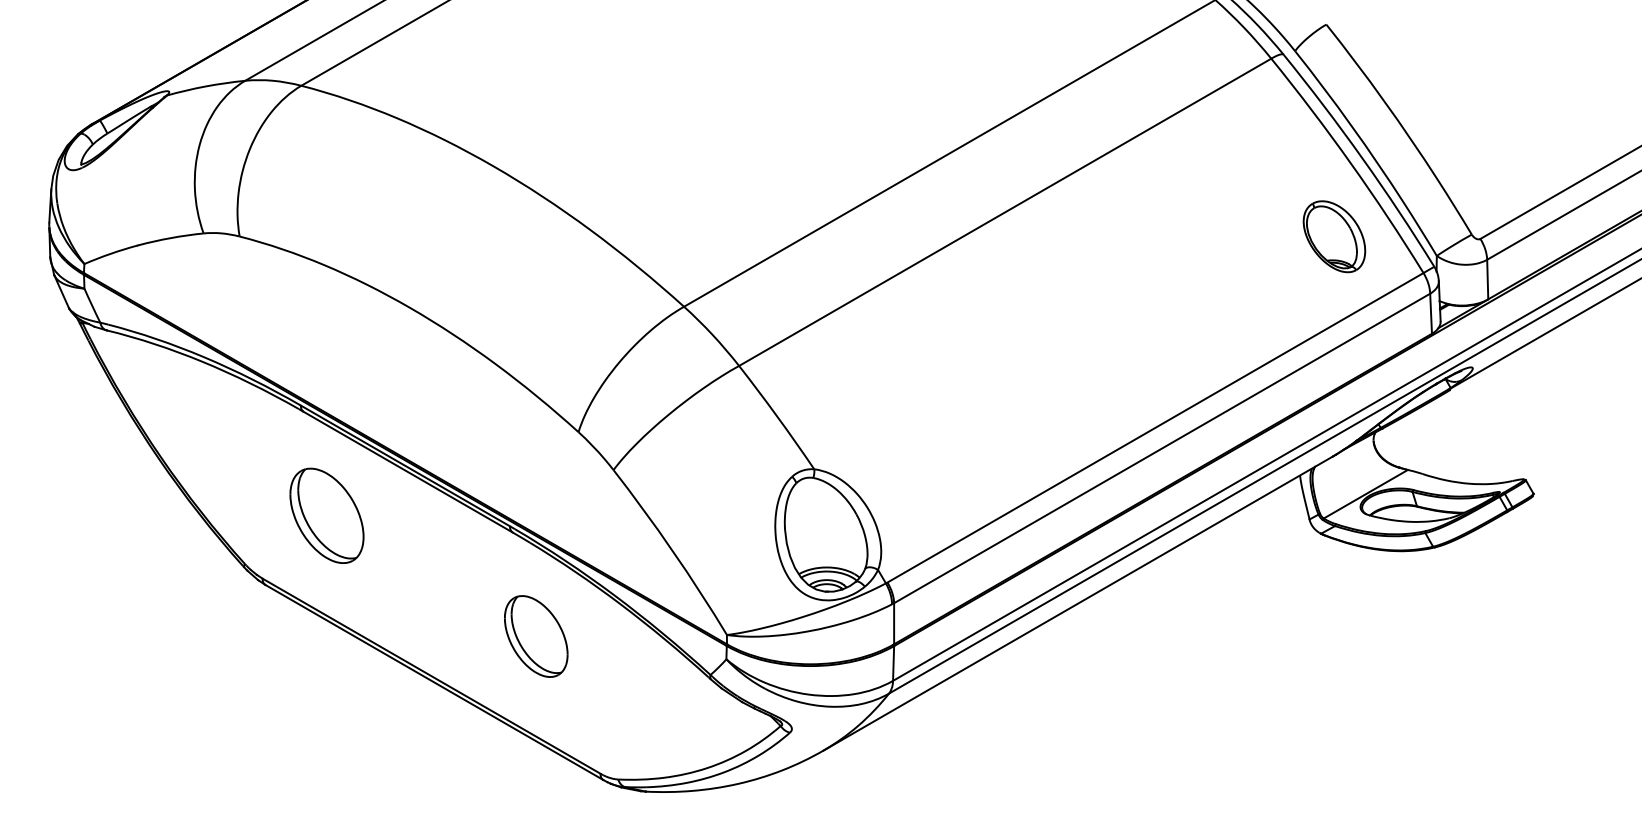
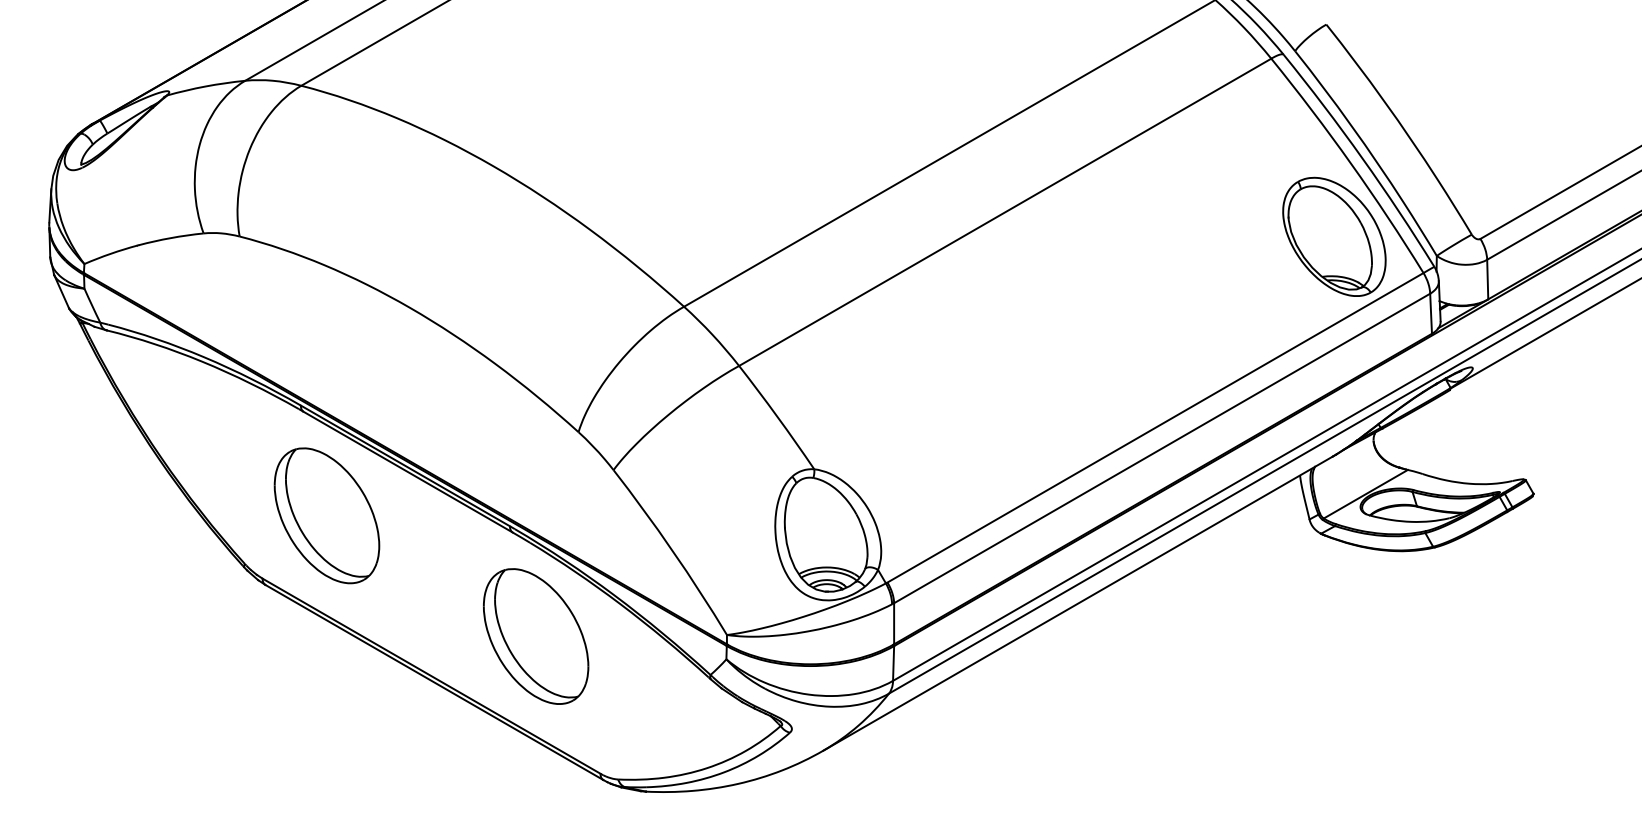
part size: 65x74 px -> 105x121 px (1334, 236)
part size: 76x97 px -> 108x138 px (326, 515)
part size: 65x83 px -> 107x137 px (536, 636)
